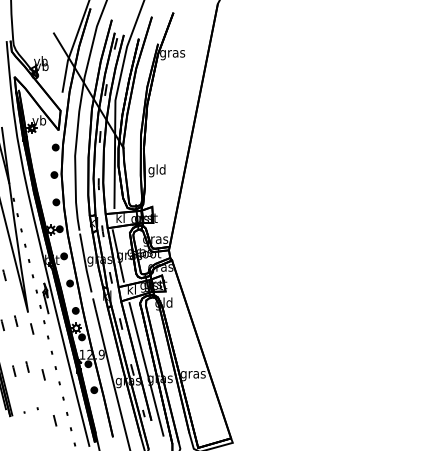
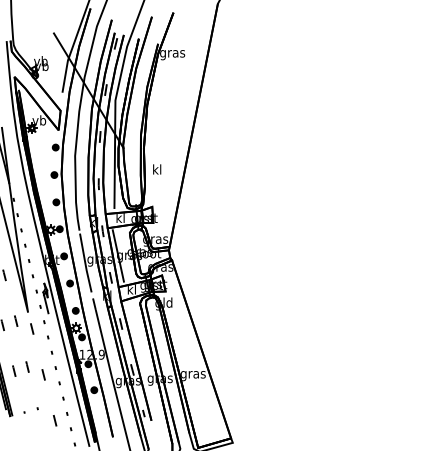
text: gld -> kl (156, 170)
line: present -> none (146, 369)
